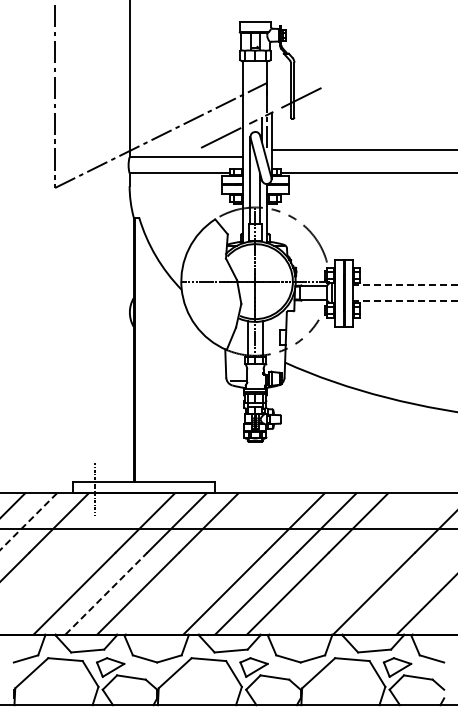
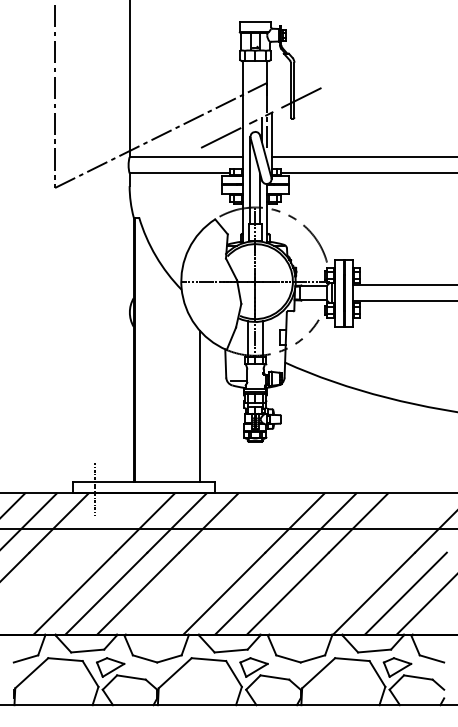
line position: (362, 150) -> (362, 157) (362, 157)
line: dashed -> solid (404, 285)
line: dashed -> solid (404, 300)
line: none -> present (199, 406)
line: dashed -> solid (28, 521)
line: dashed -> solid (106, 593)
line: none -> present (405, 593)
